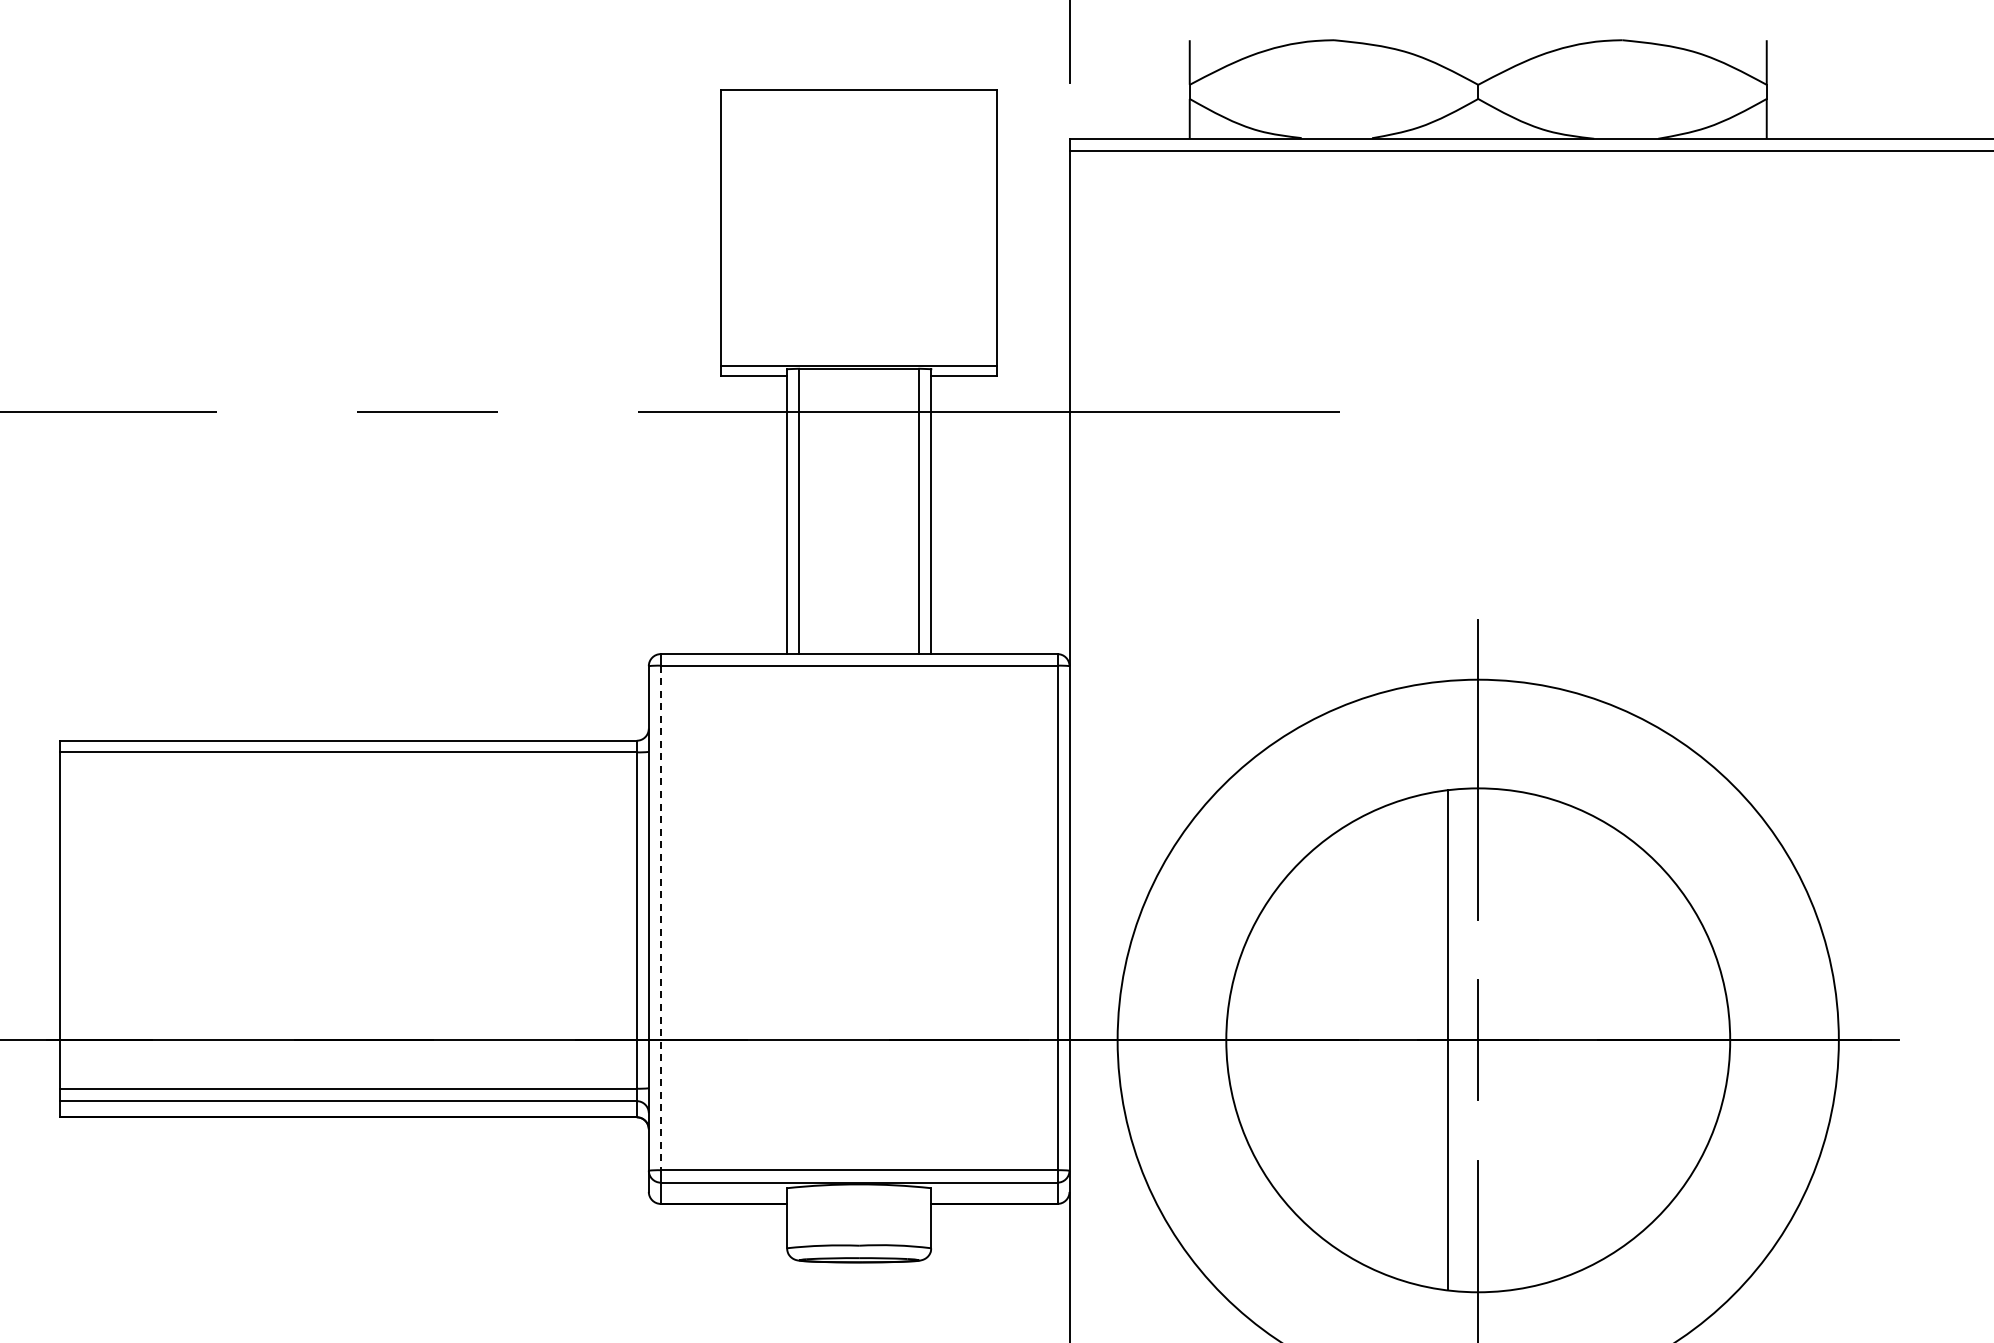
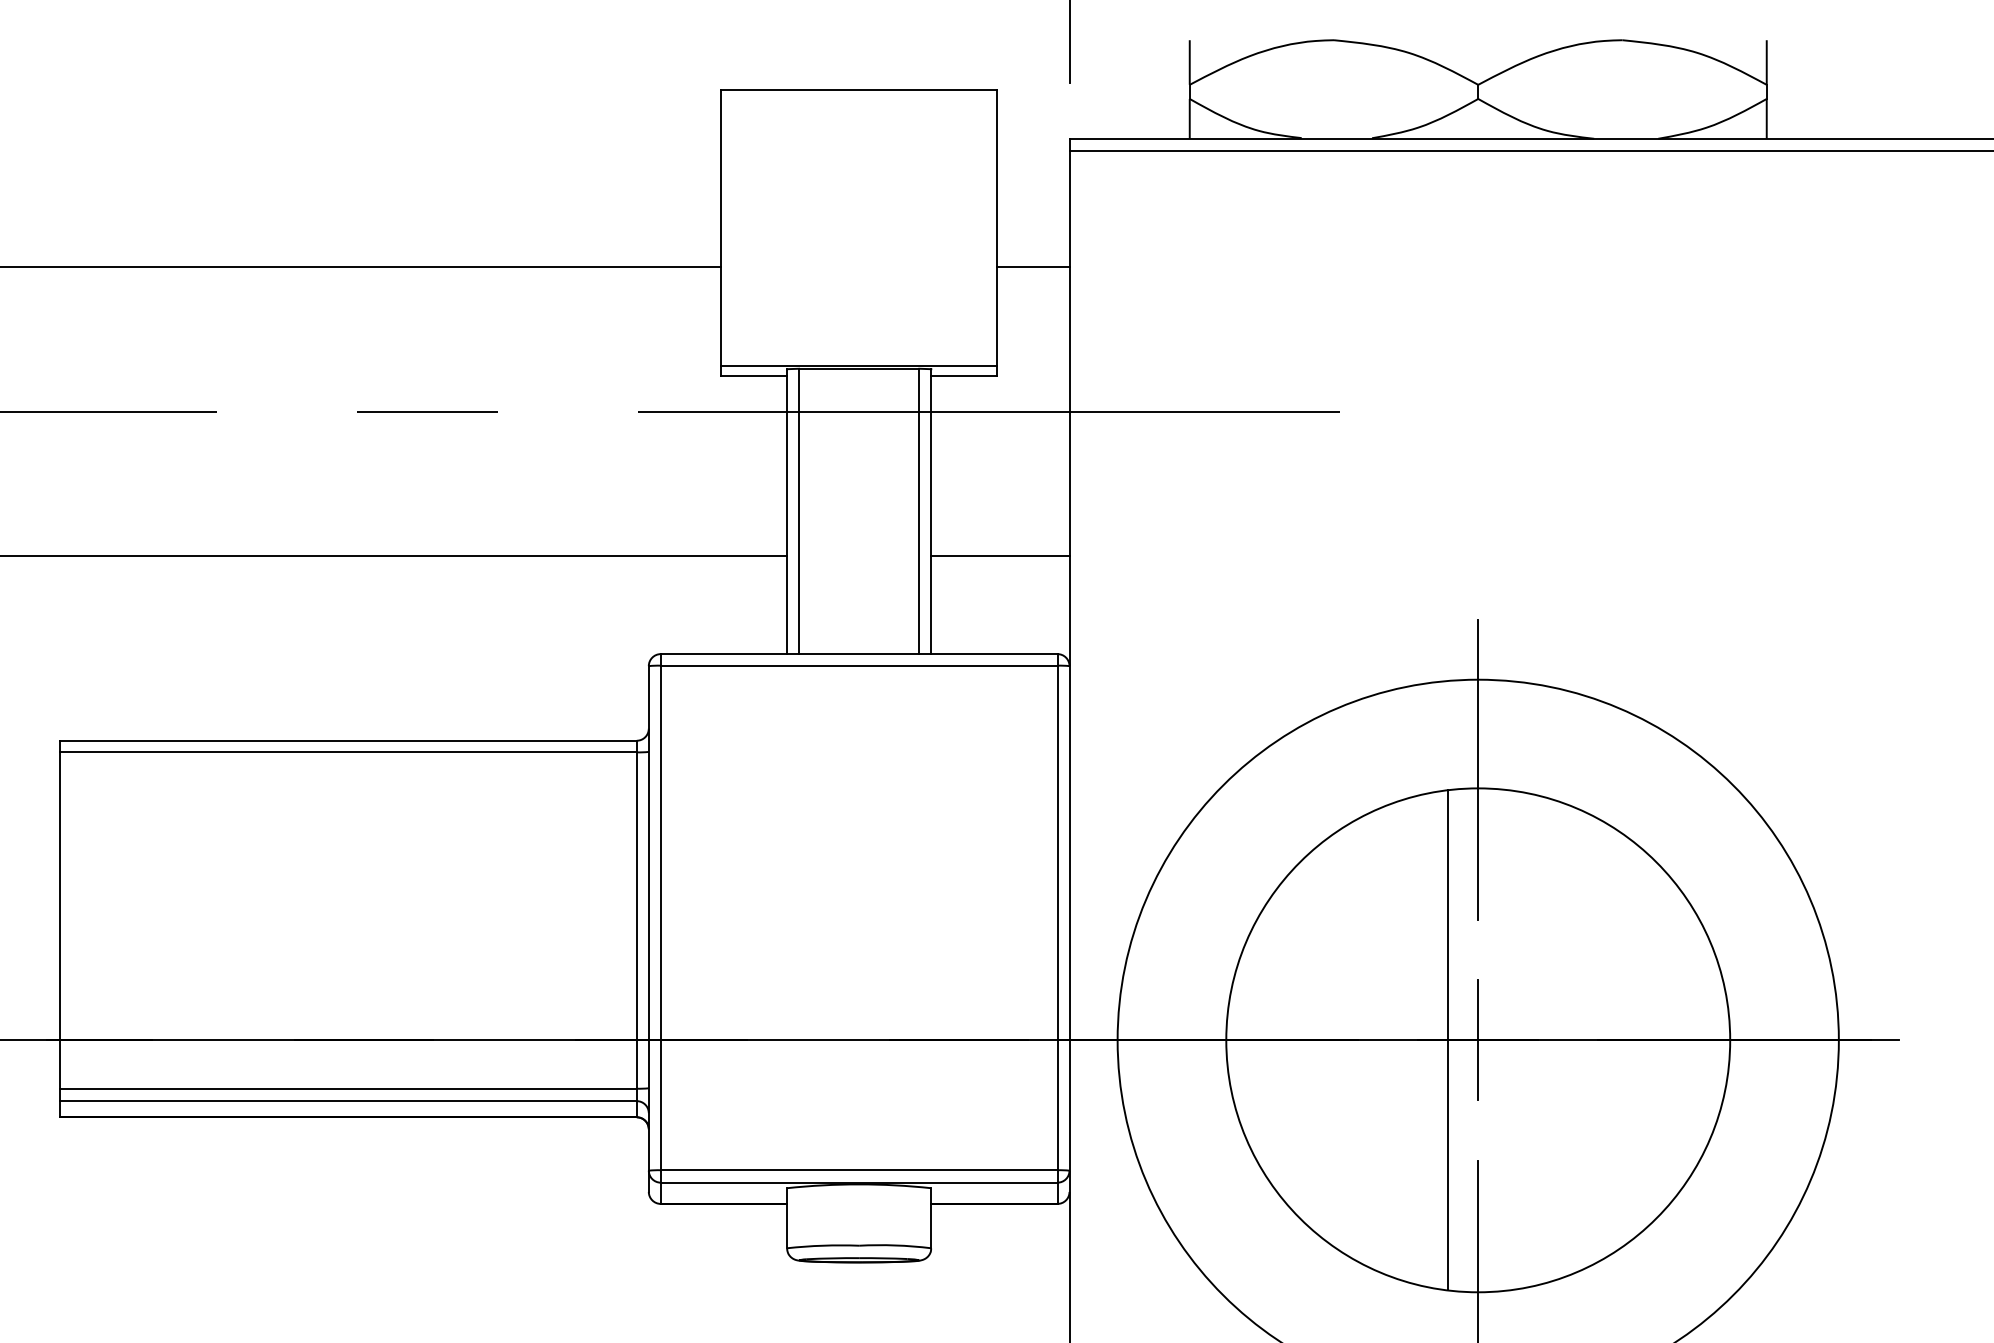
line: none -> present (361, 267)
line: none -> present (1033, 267)
line: none -> present (394, 555)
line: none -> present (1000, 555)
line: dashed -> solid (660, 918)
